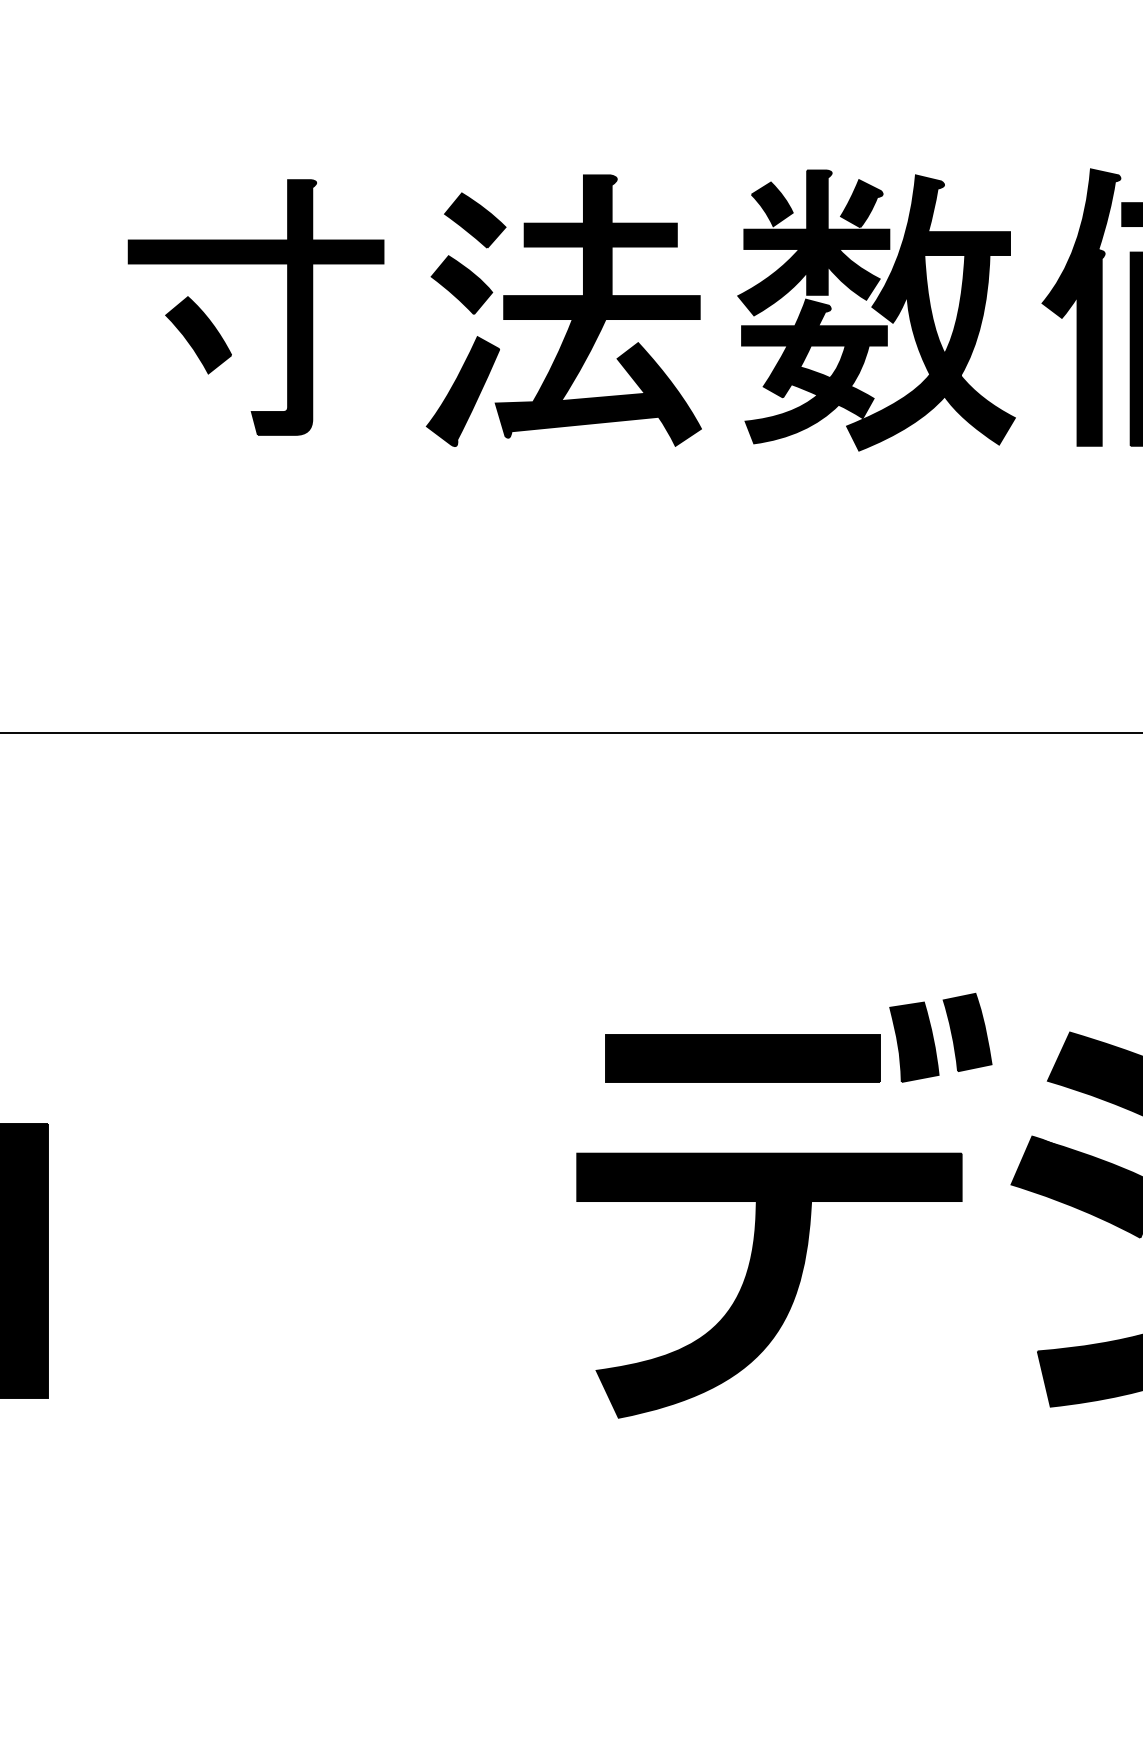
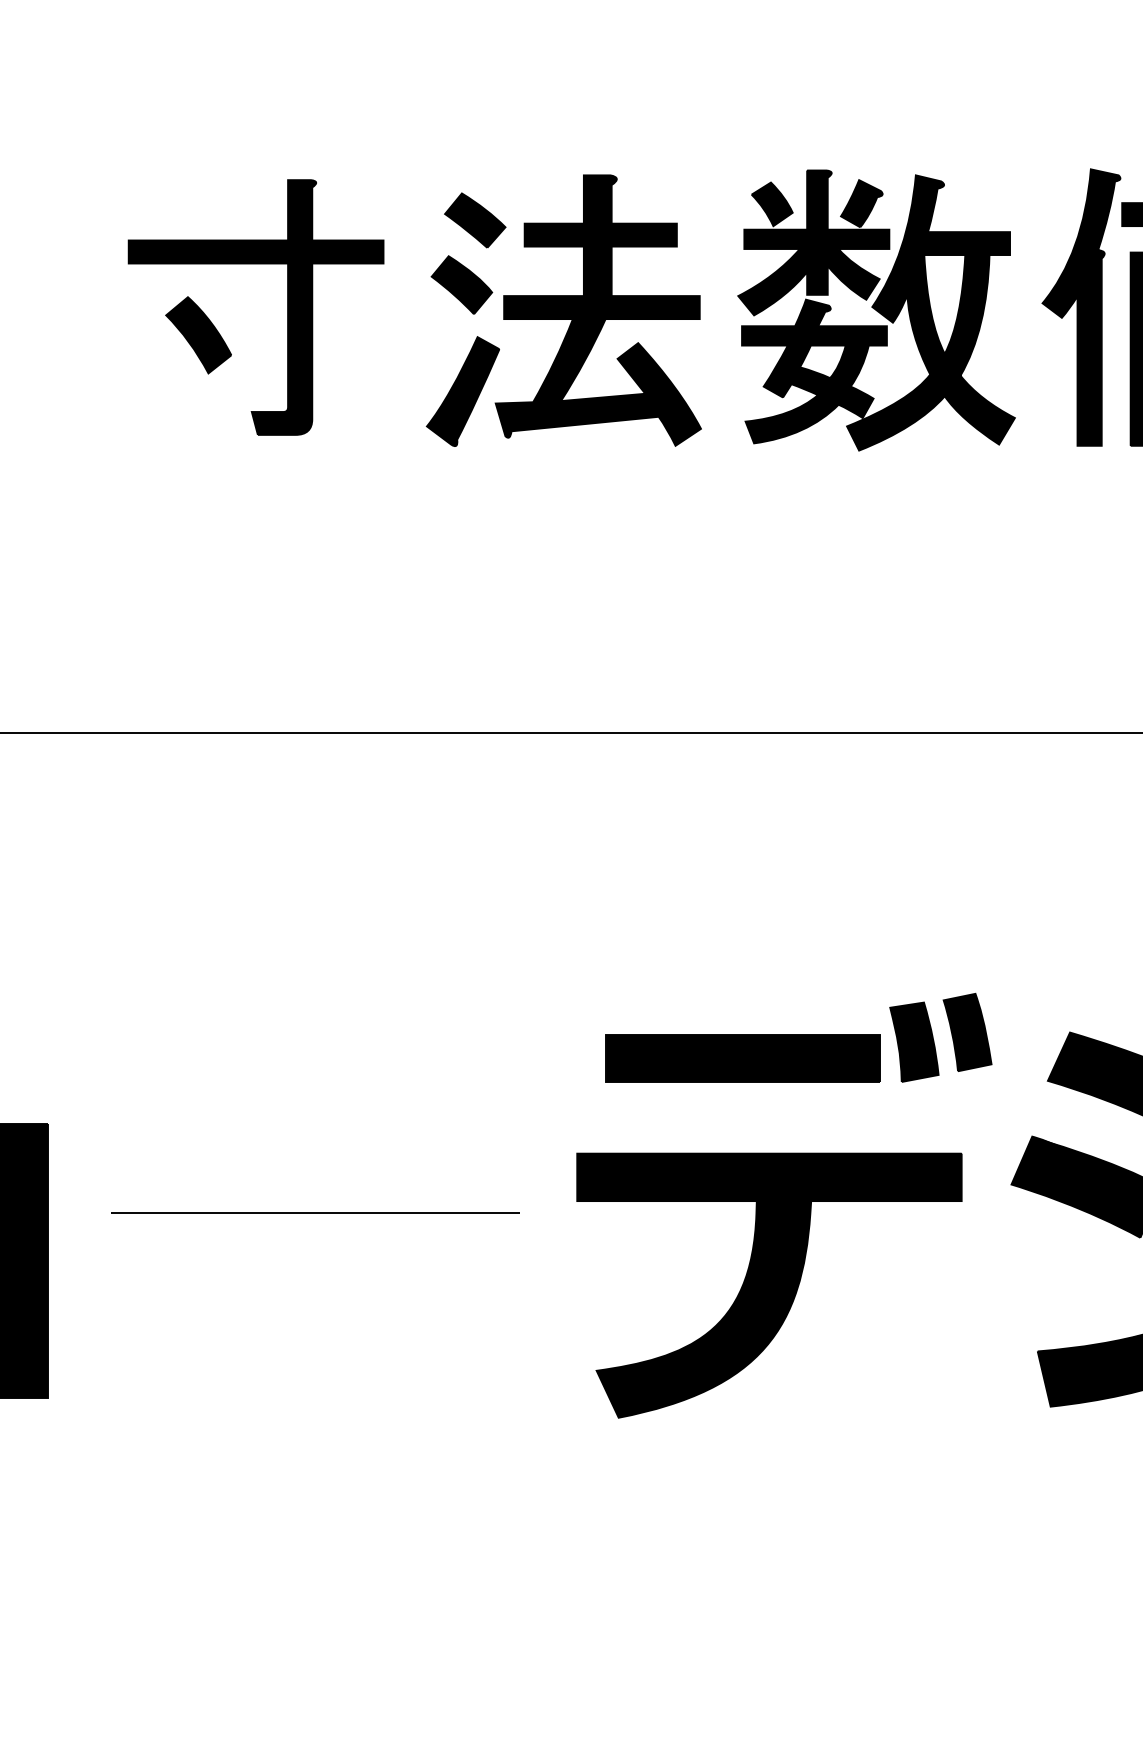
line: none -> present (315, 1212)
